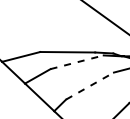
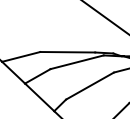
line: dashed -> solid (77, 62)
line: dashed -> solid (90, 85)
